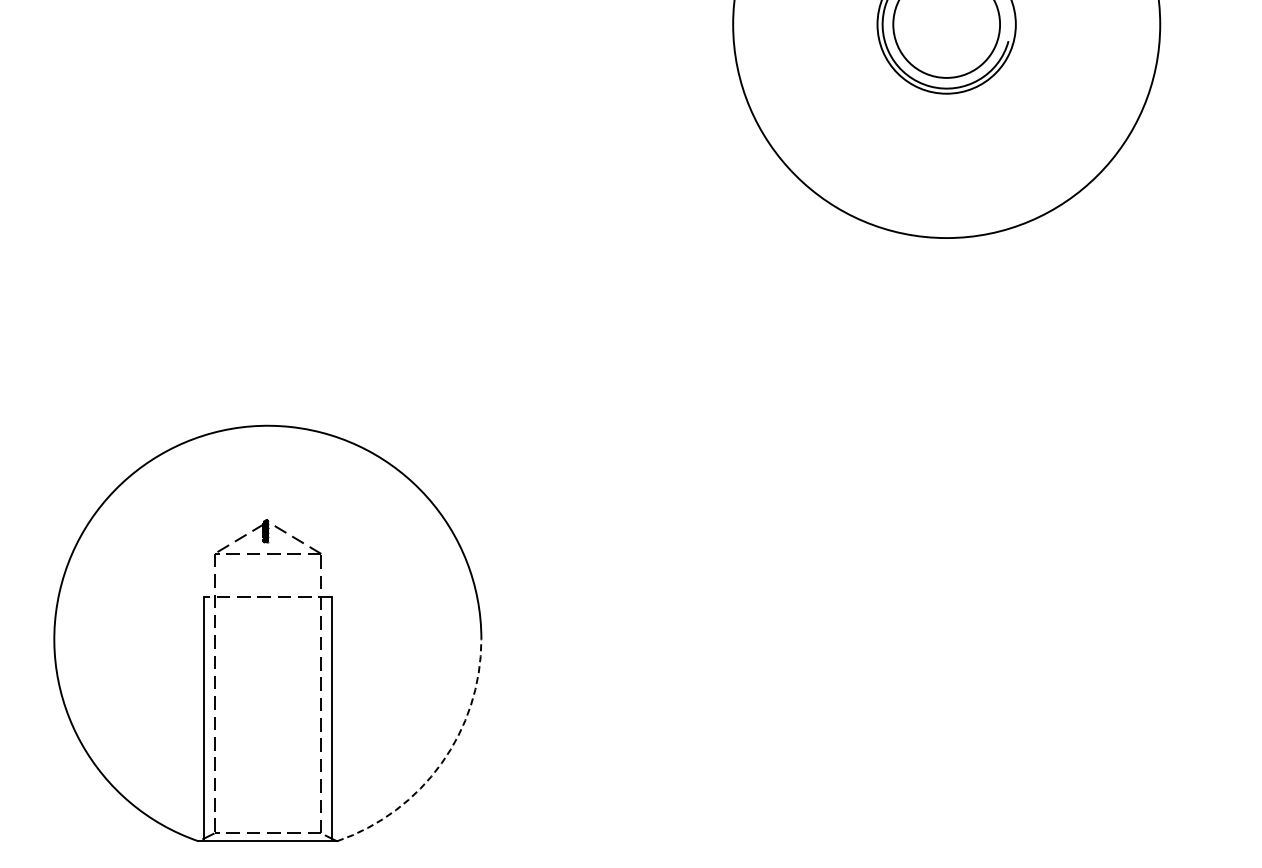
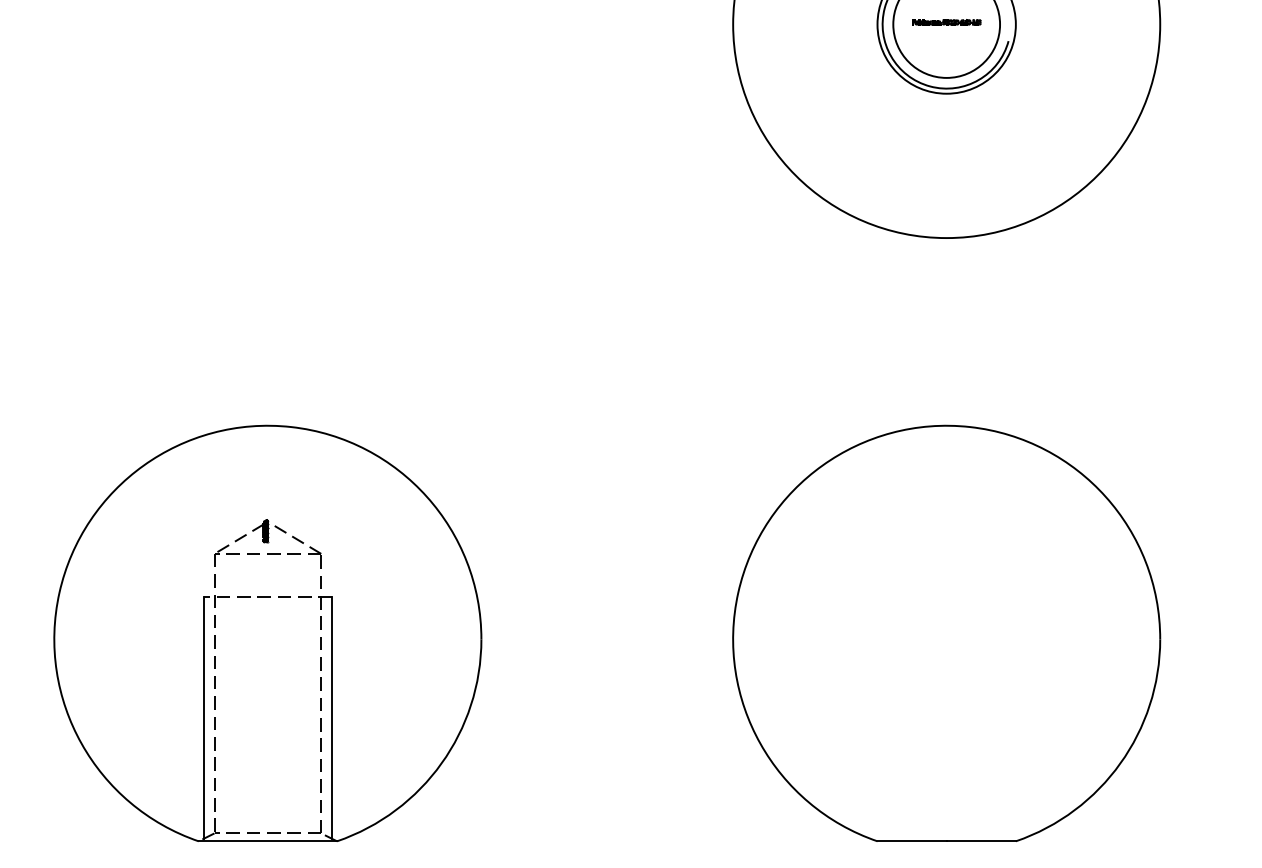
part: none -> present (946, 22)
part: none -> present (946, 632)
arc: dashed -> solid (441, 763)
